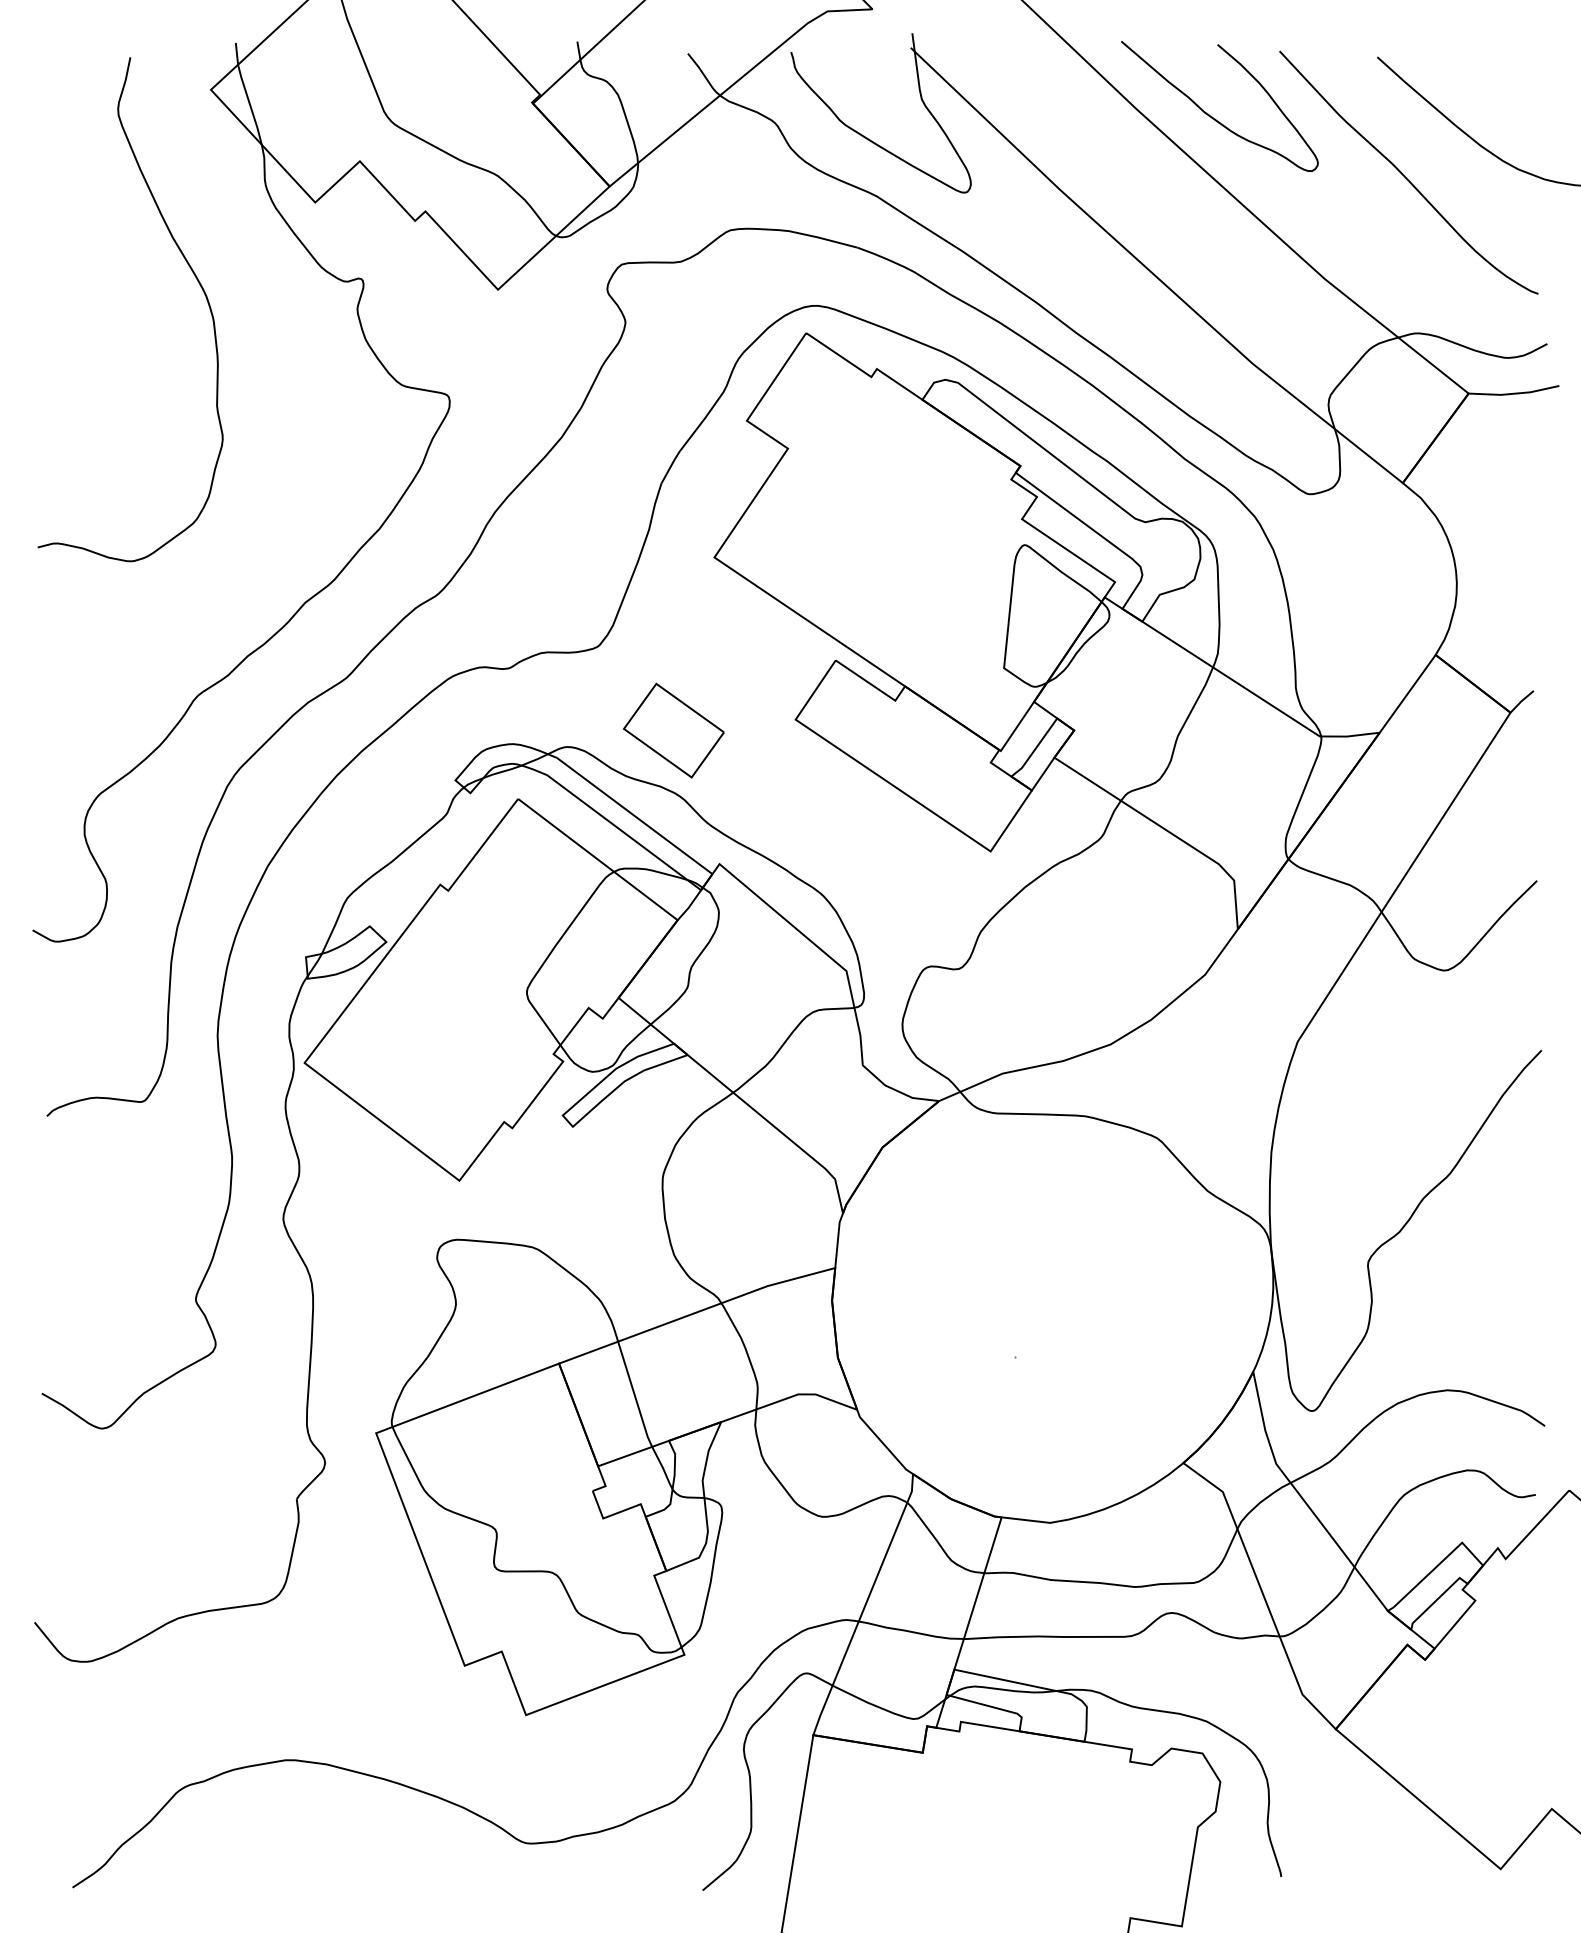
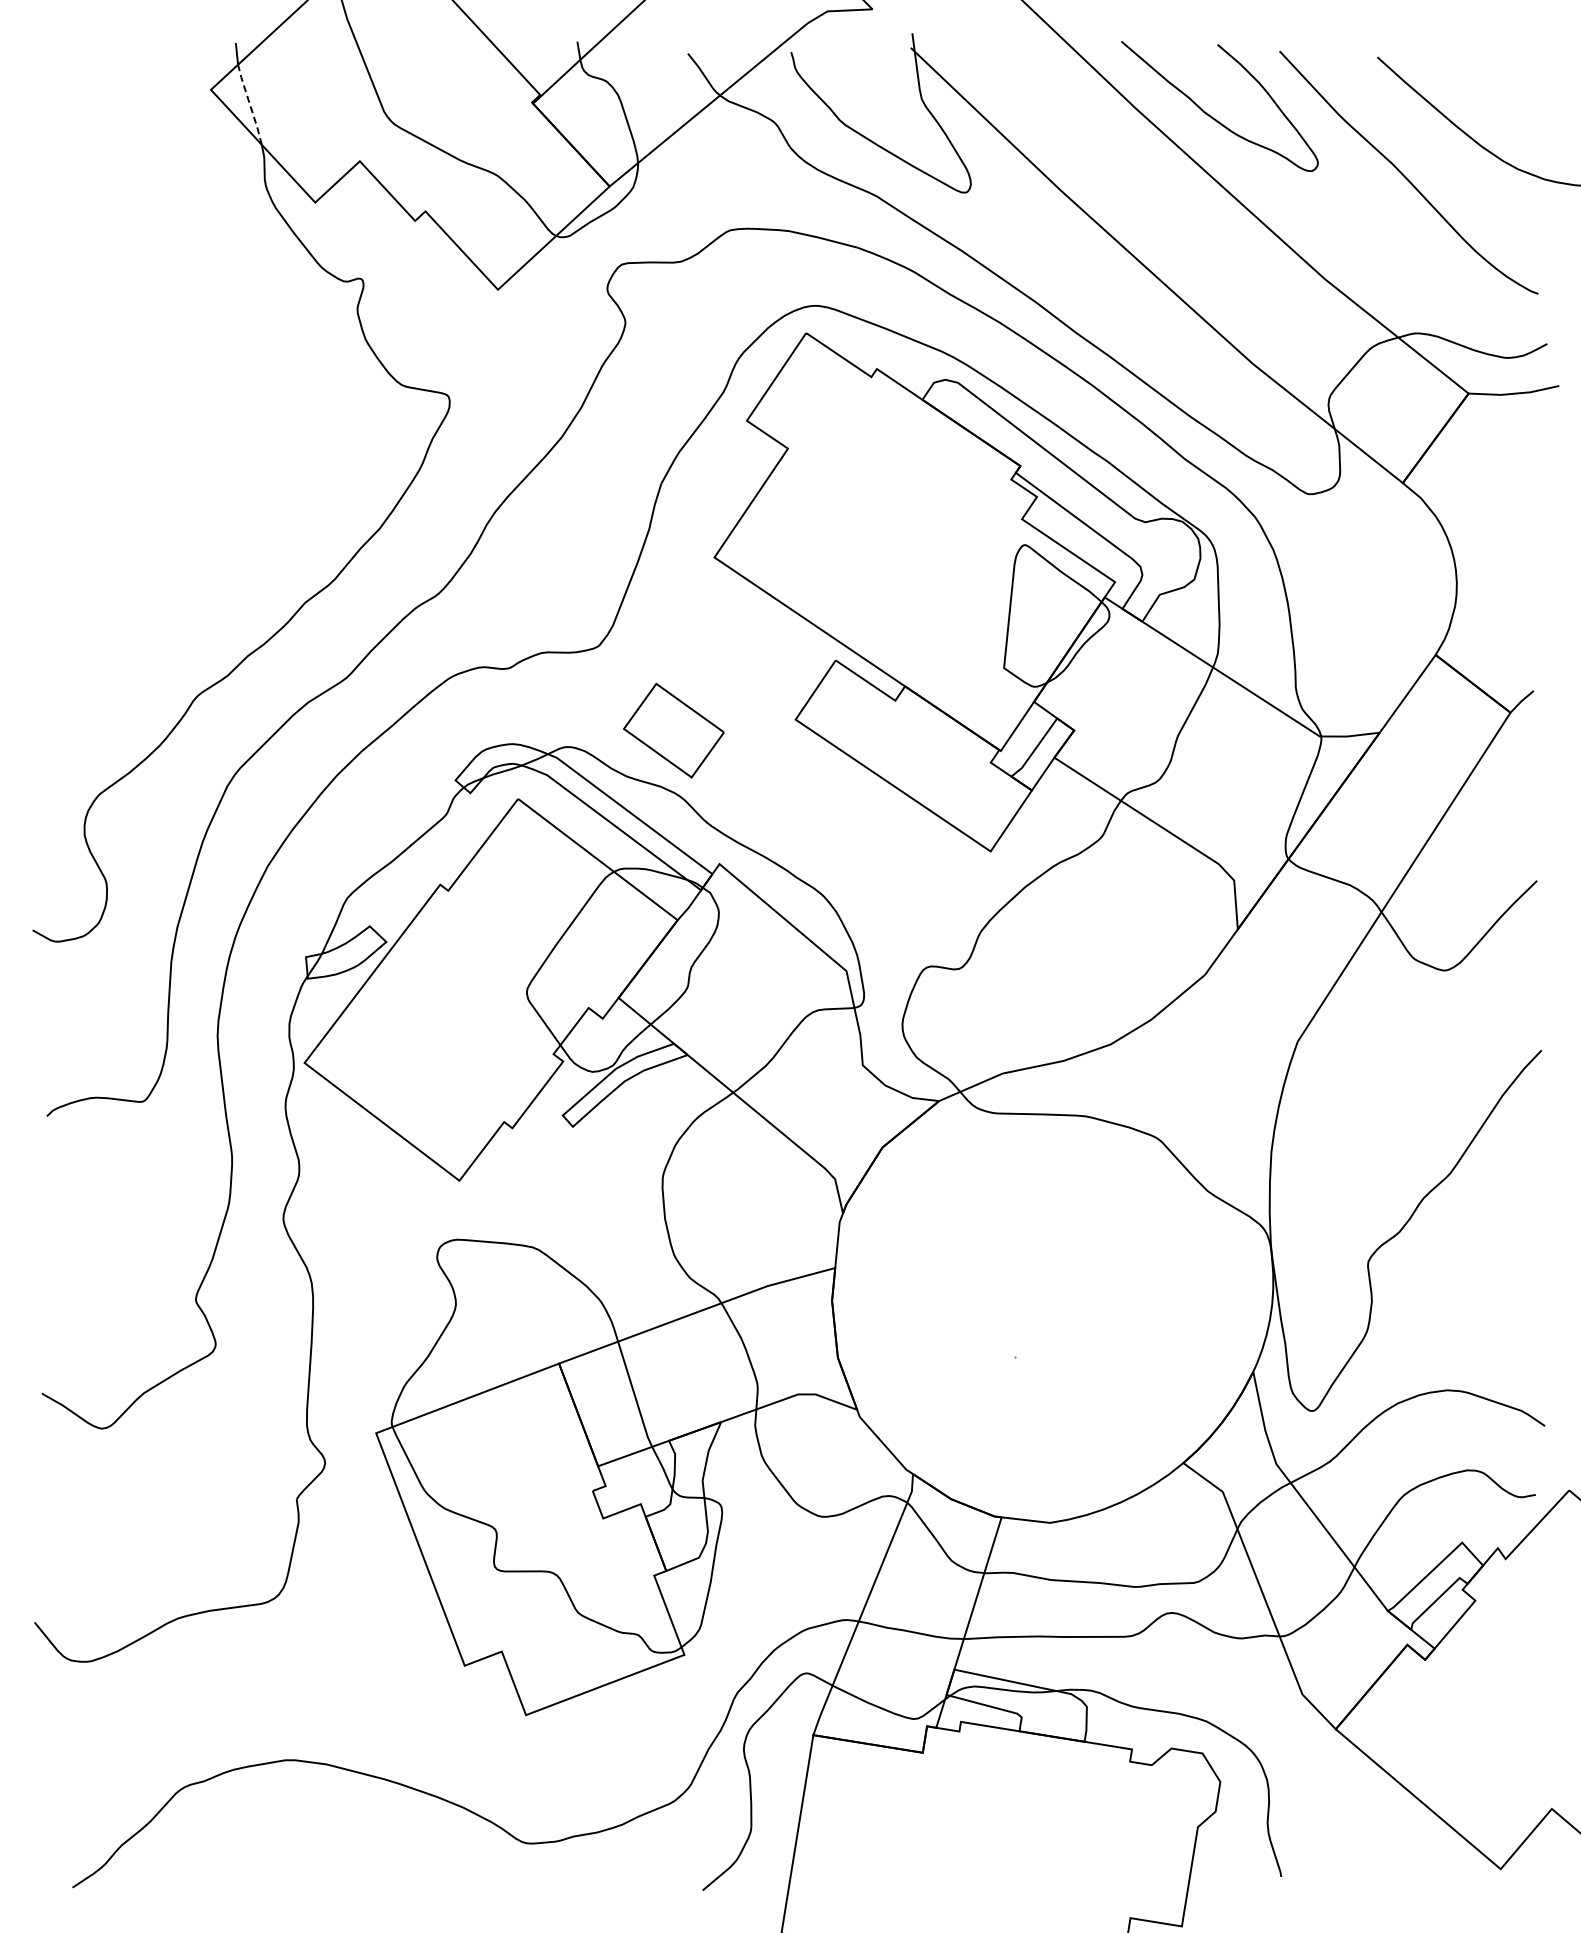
line: solid -> dashed (249, 103)
curve: present -> none (194, 276)
